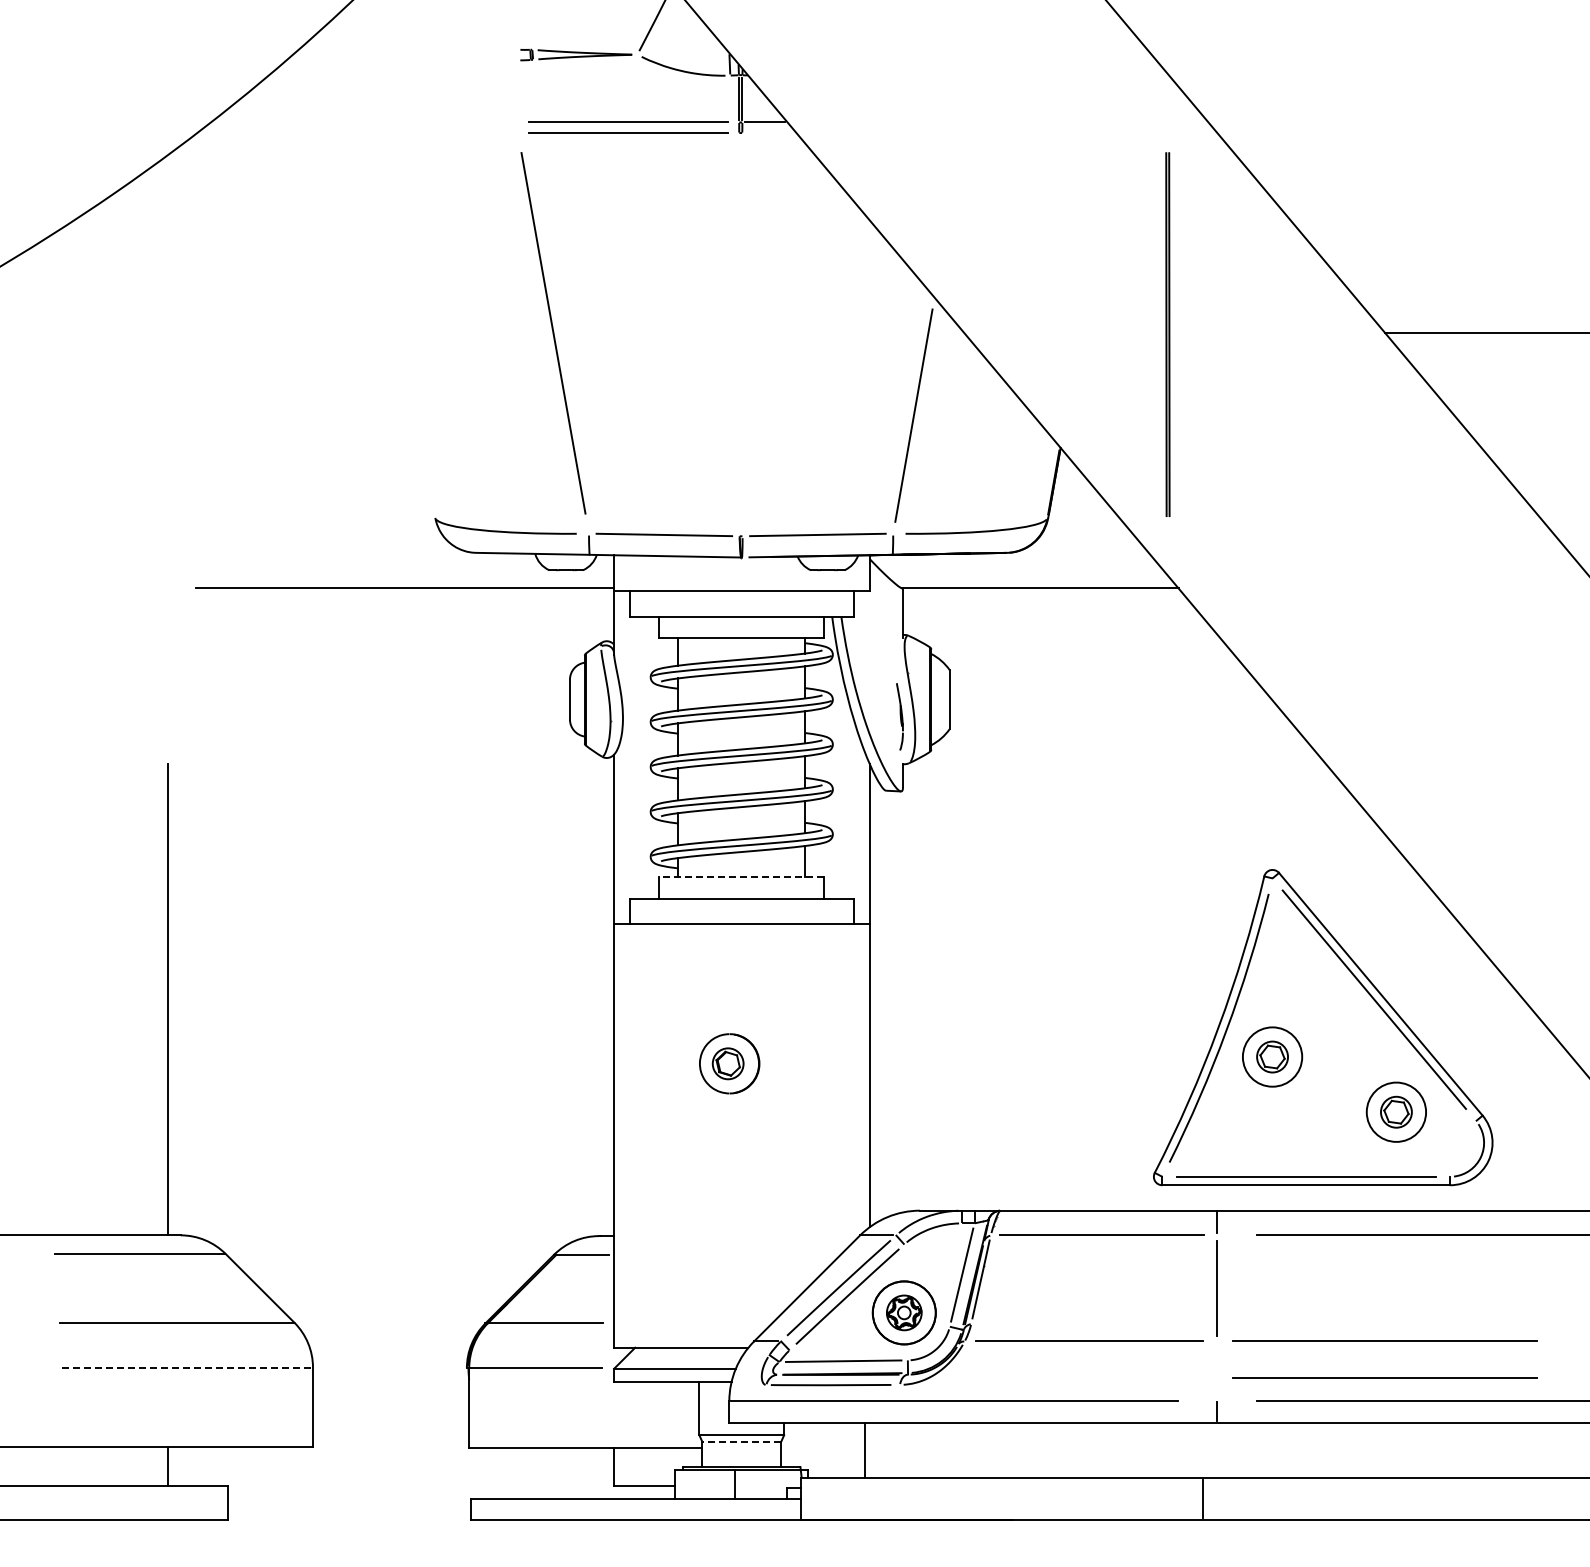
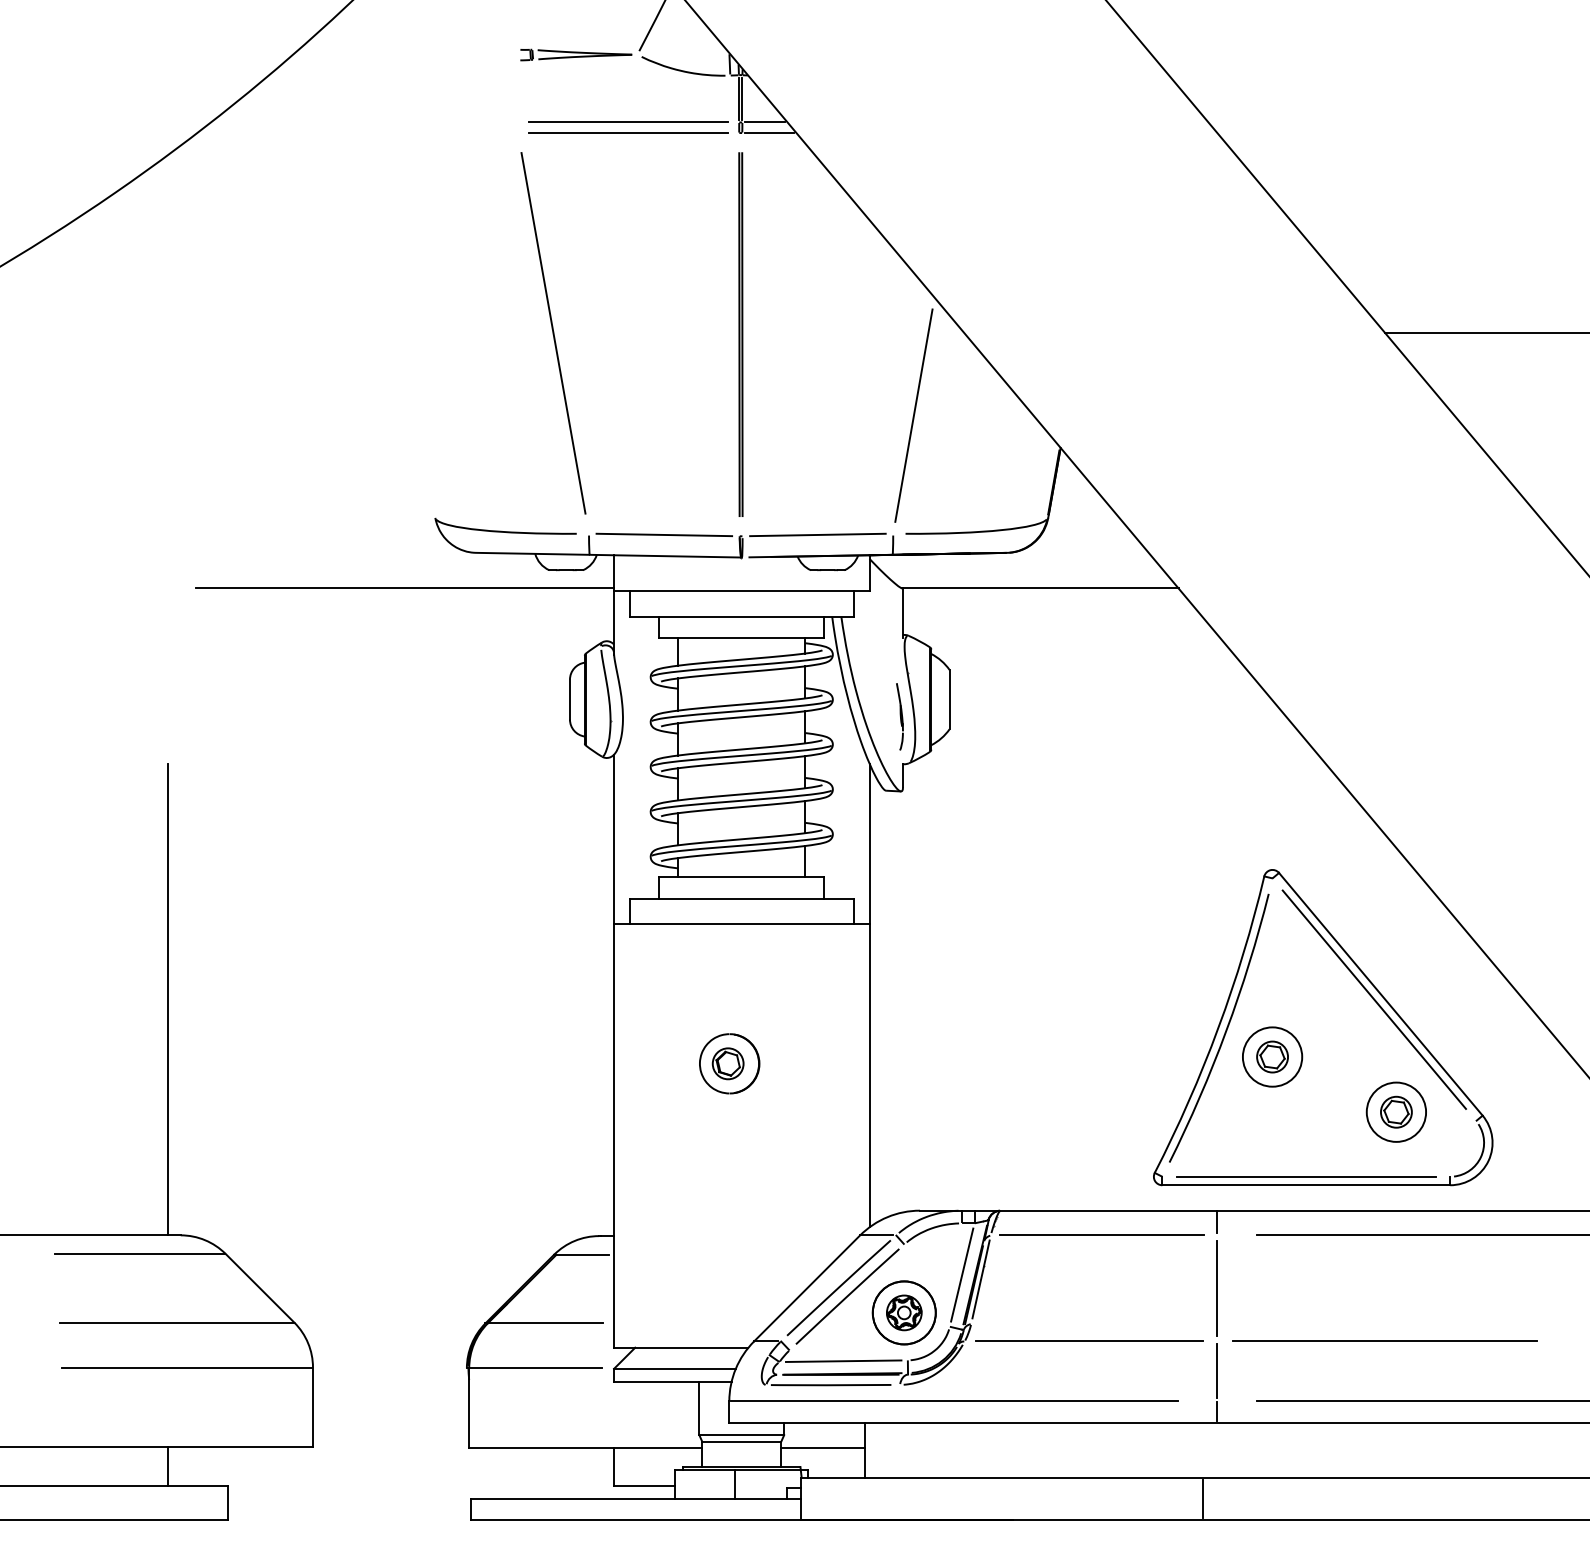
line: none -> present (769, 133)
part position: (1167, 334) -> (740, 334) (740, 334)
line: dashed -> solid (741, 877)
line: dashed -> solid (187, 1367)
line: none -> present (1216, 1370)
line: present -> none (1384, 1377)
line: dashed -> solid (741, 1441)
line: none -> present (823, 1447)
